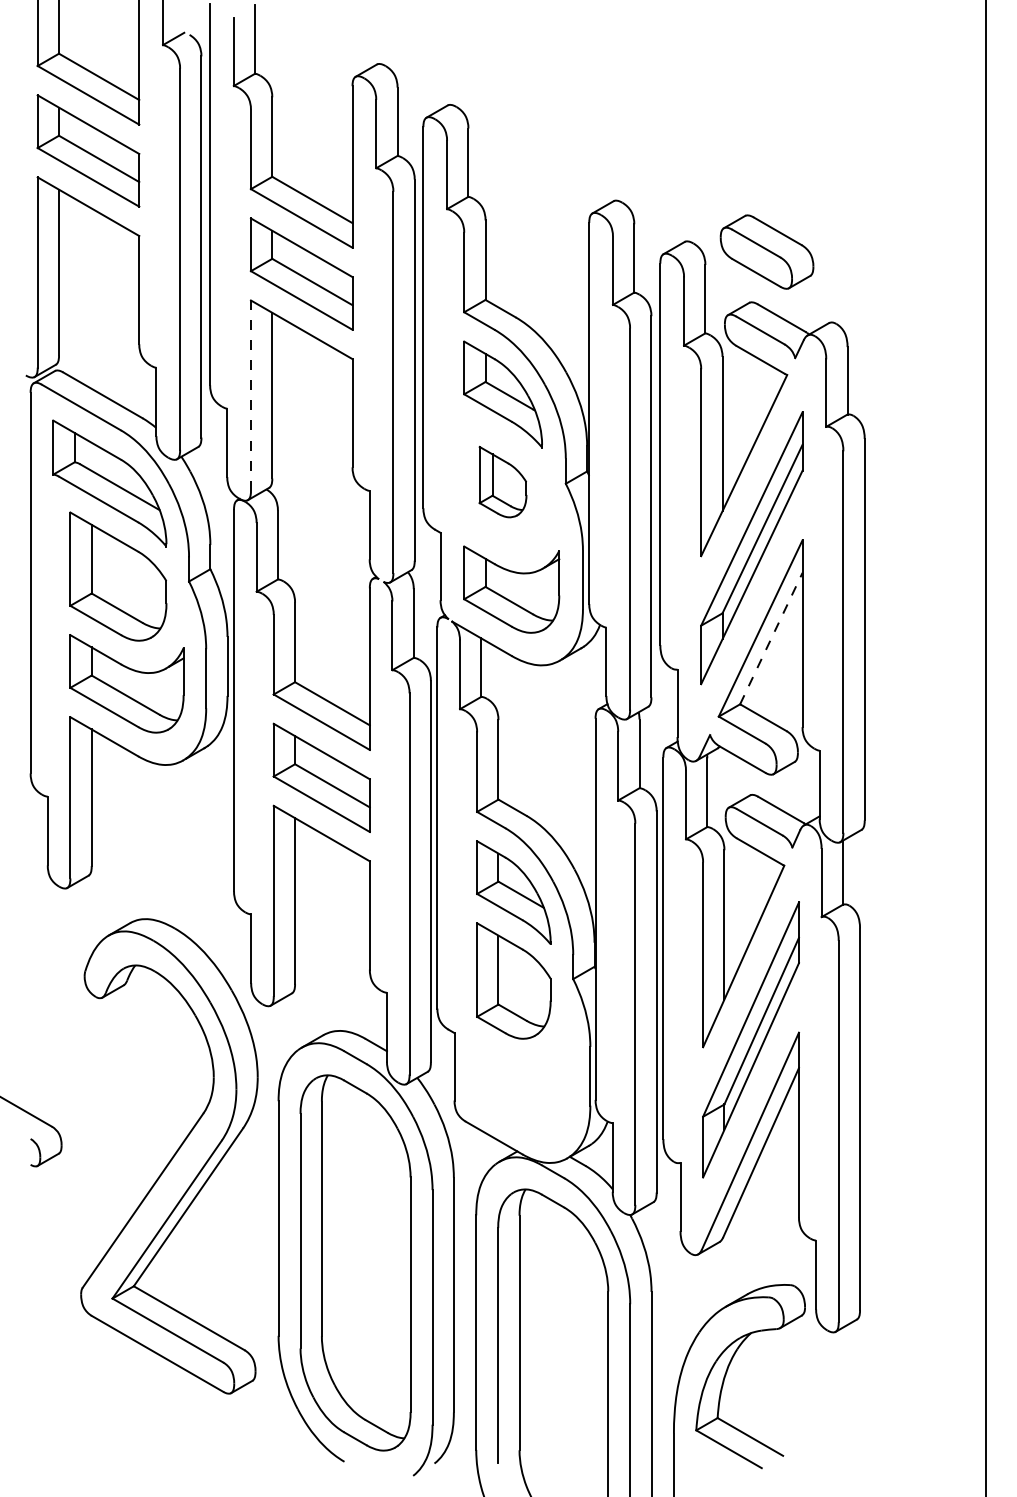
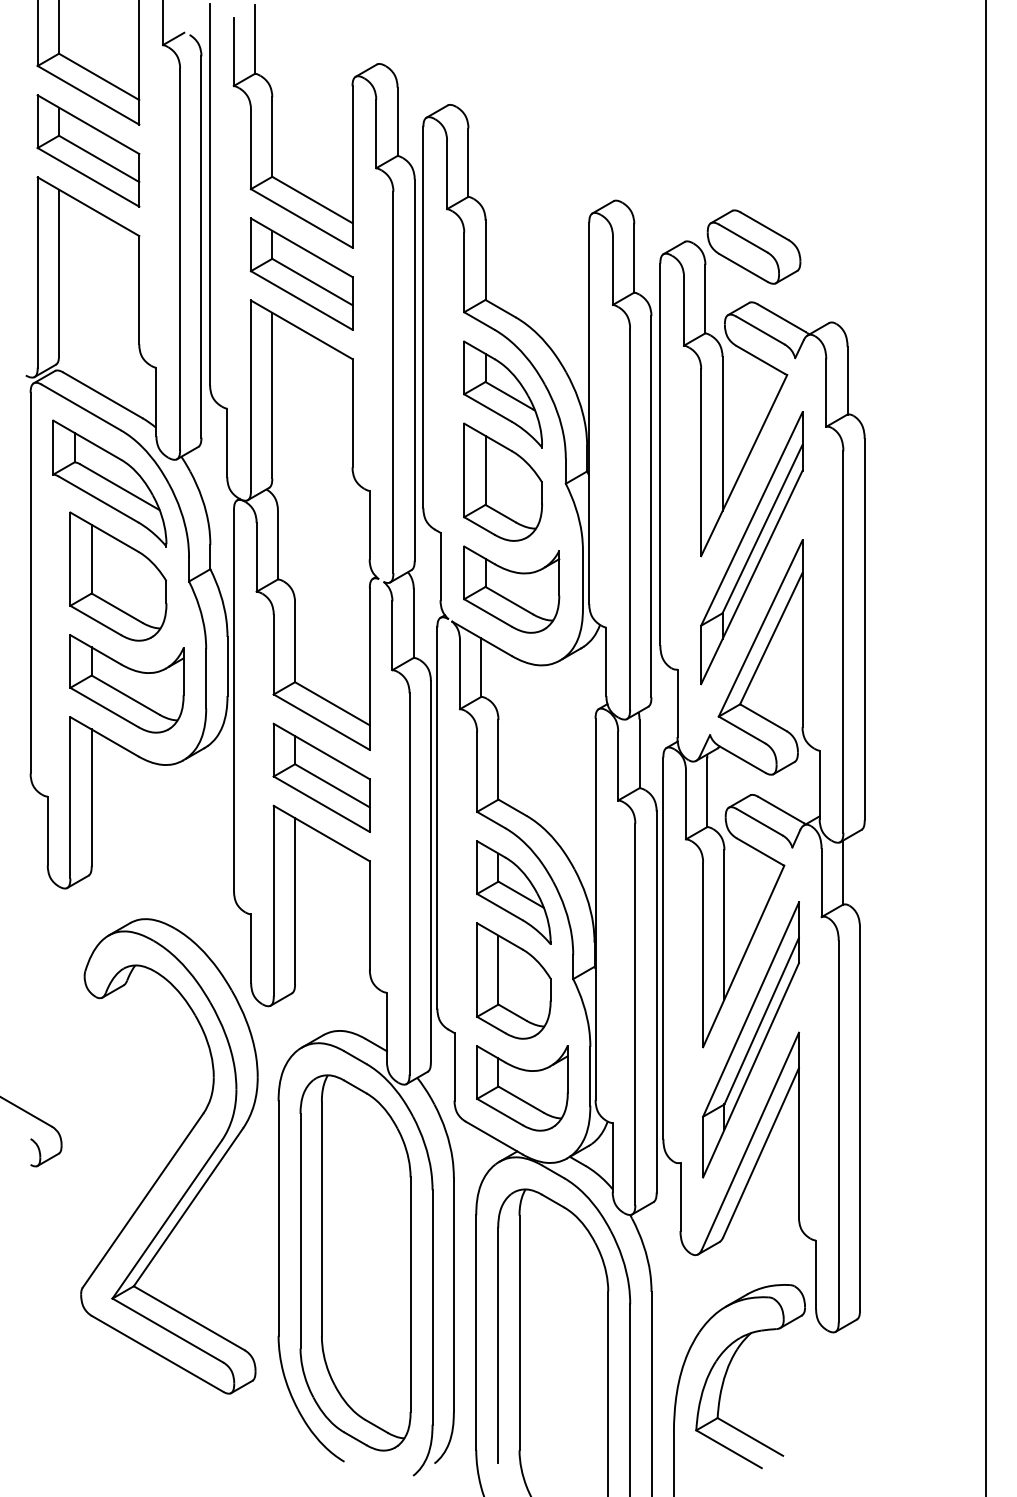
part position: (766, 251) -> (753, 246) (753, 246)
line: dashed -> solid (250, 395)
part size: 50x74 px -> 80x120 px (502, 481)
line: dashed -> solid (771, 638)
part: none -> present (522, 1088)
